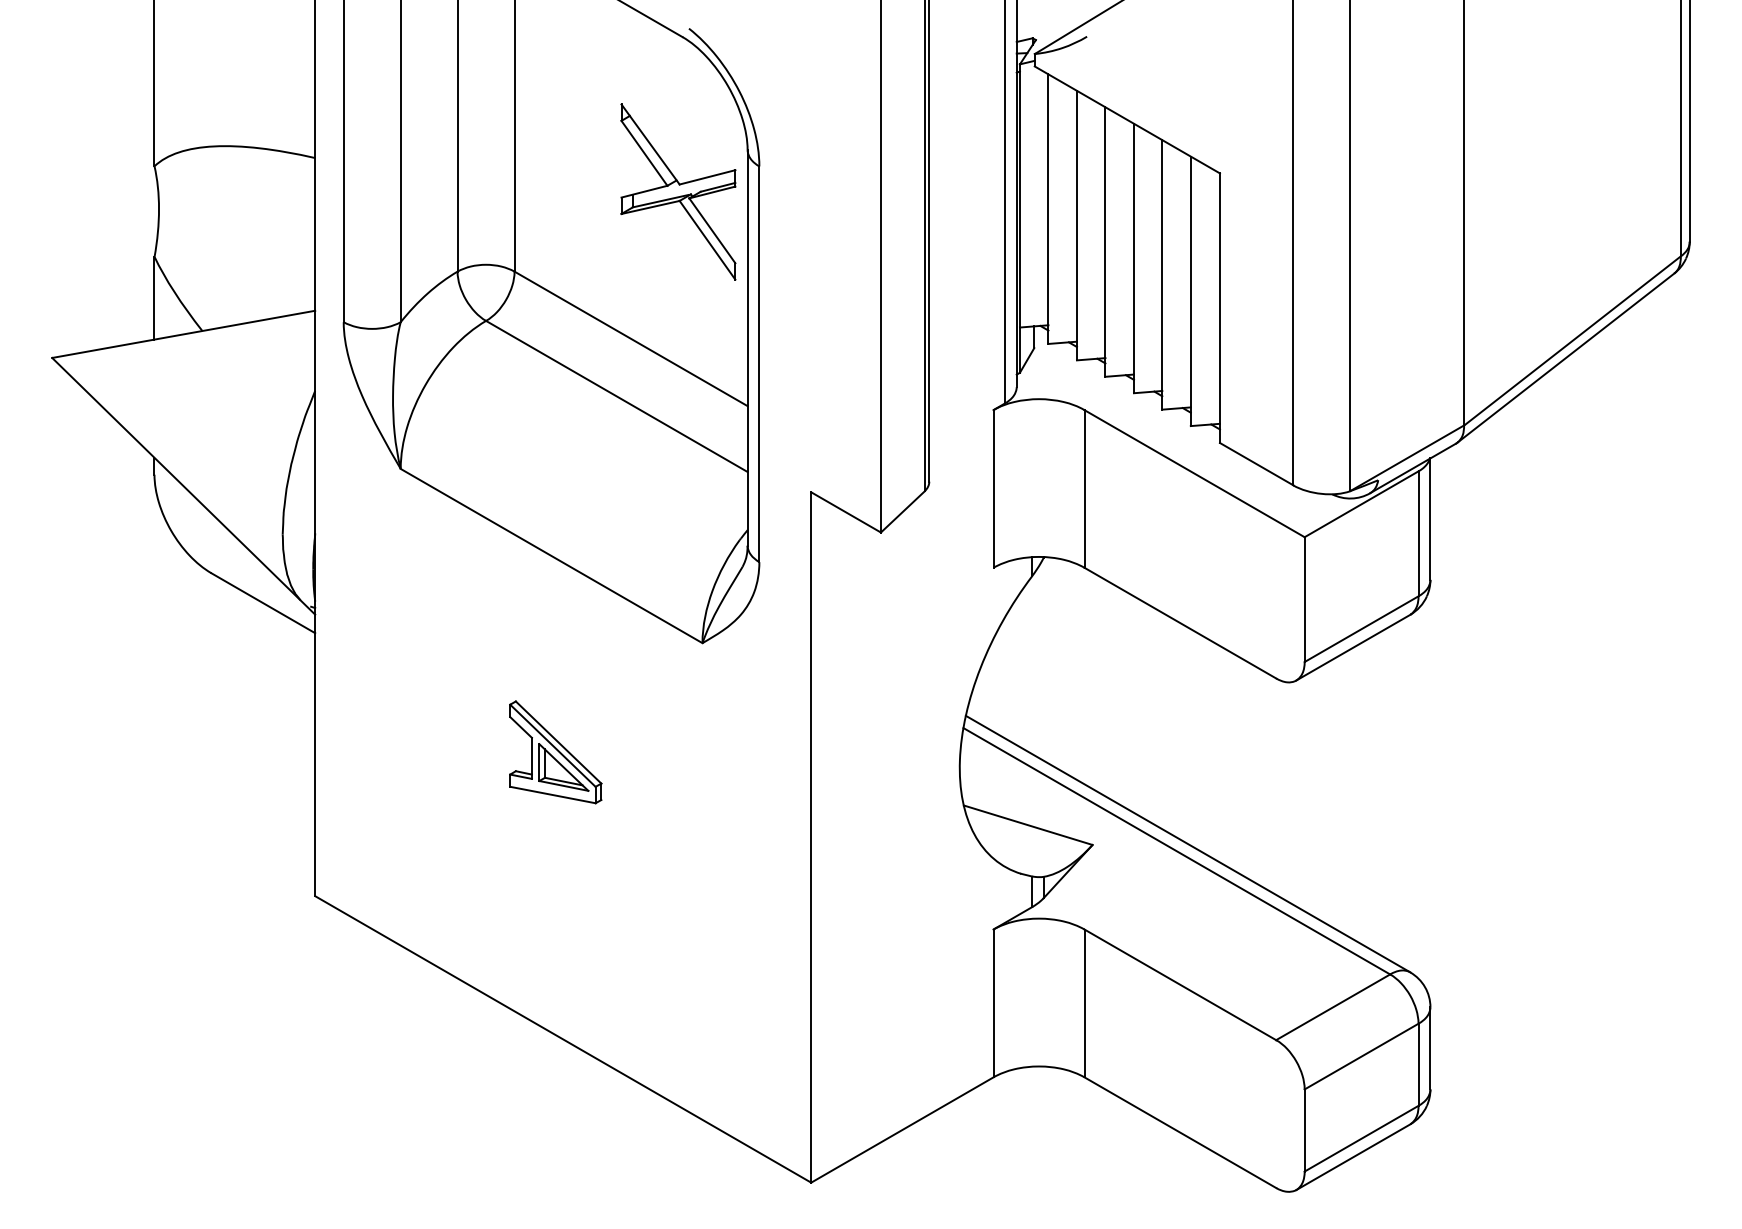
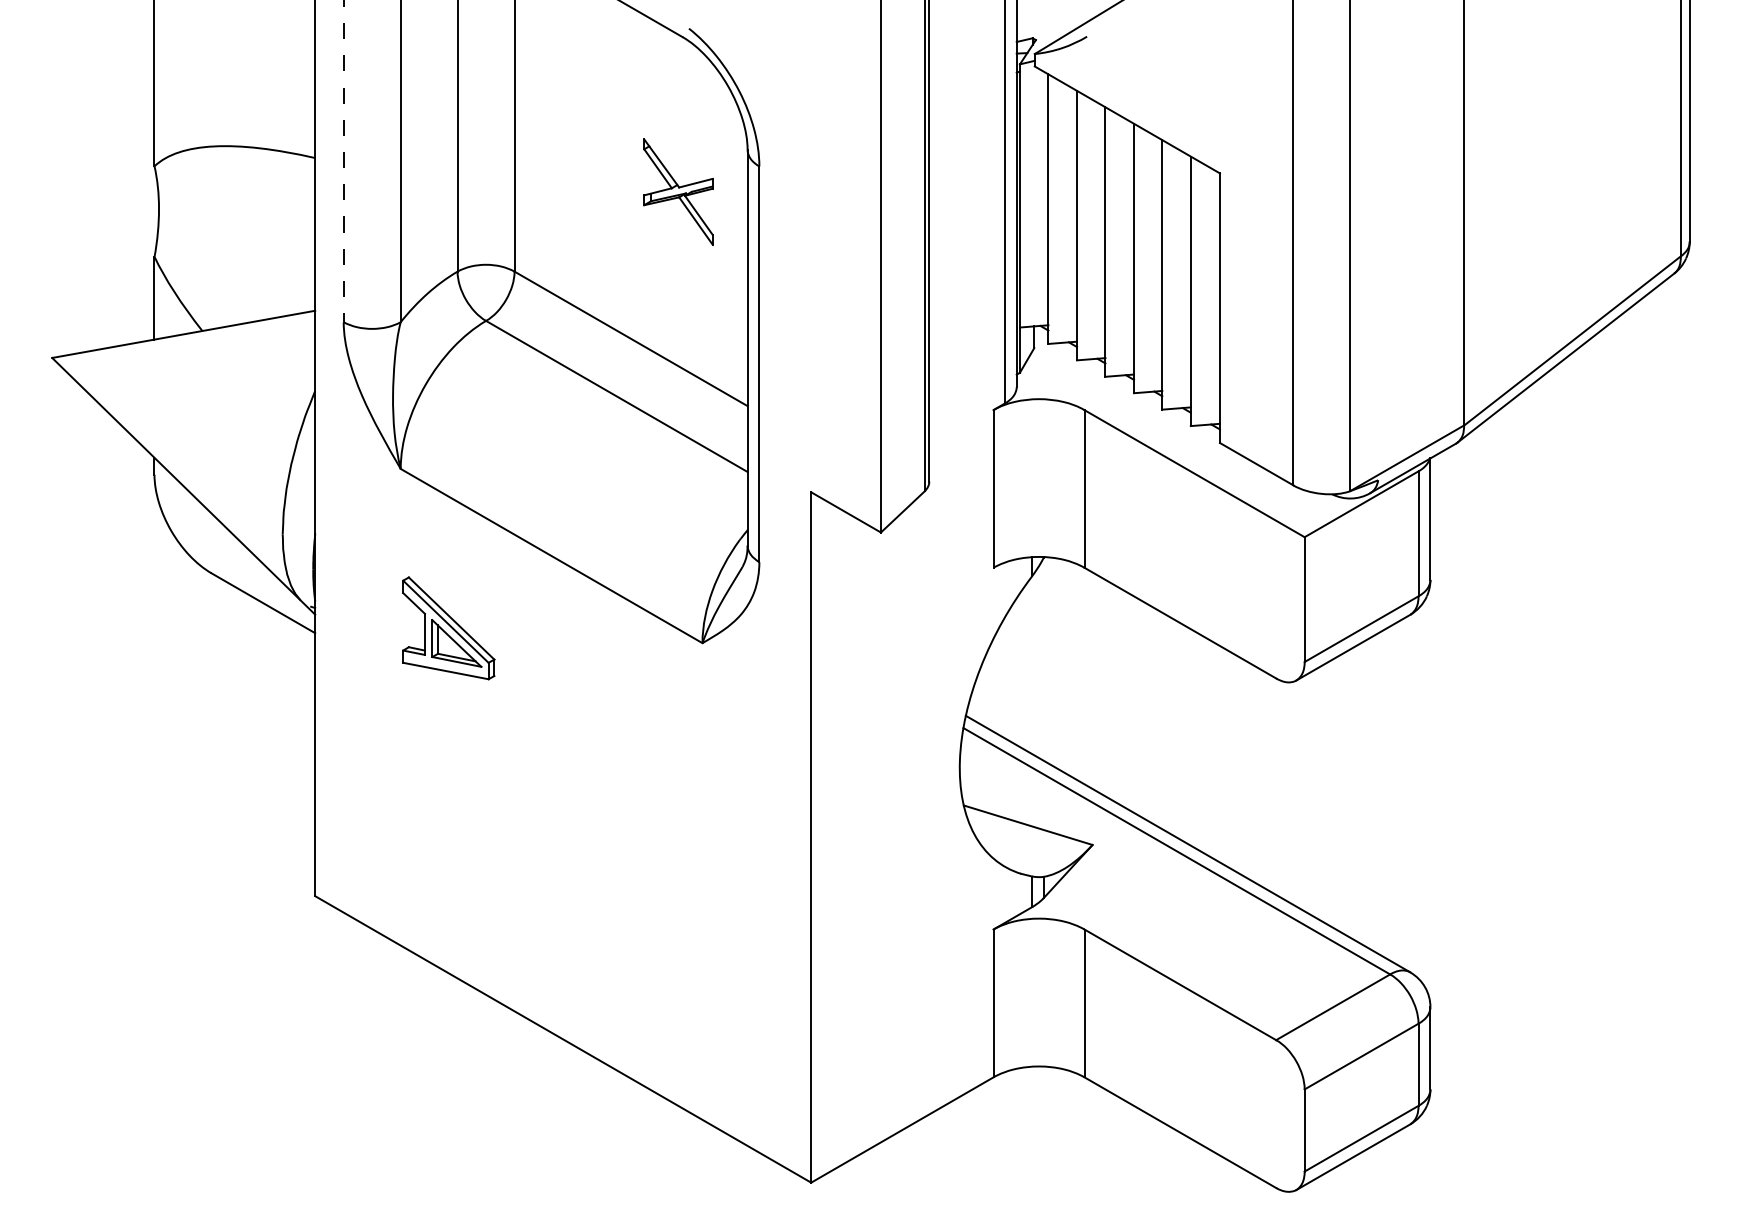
line: solid -> dashed (343, 161)
part size: 117x178 px -> 71x108 px (678, 191)
part position: (555, 752) -> (448, 628) (448, 628)
